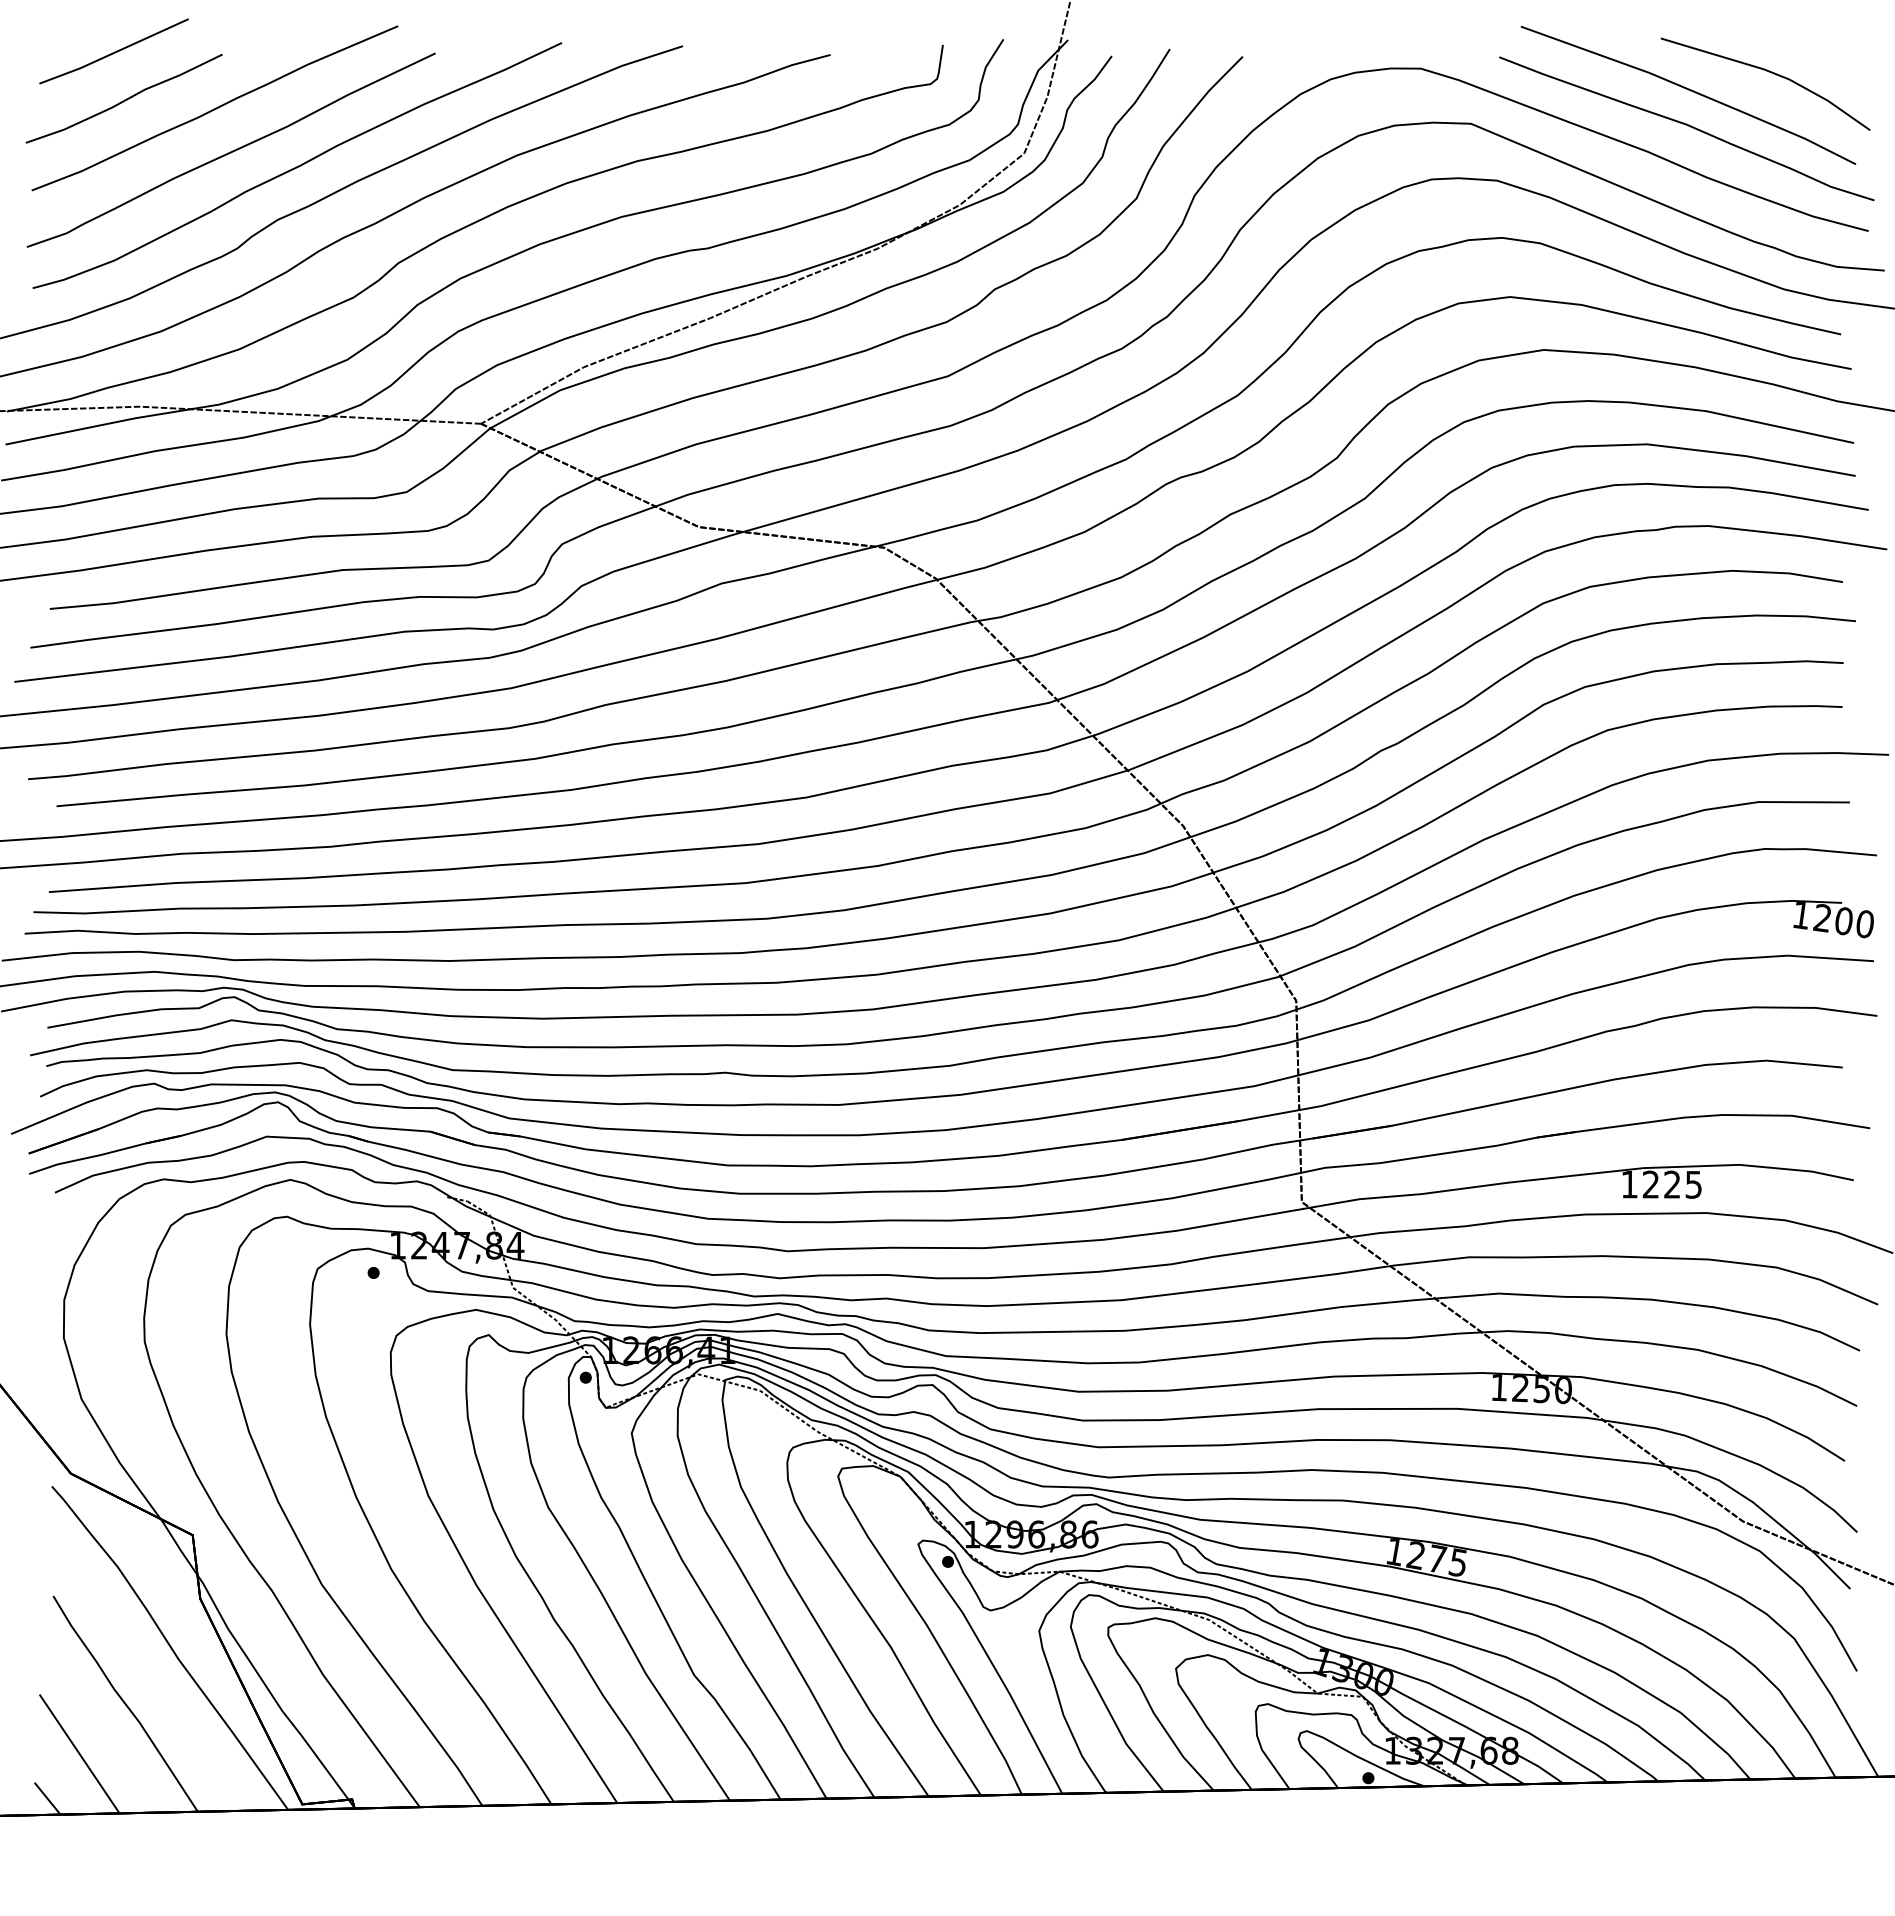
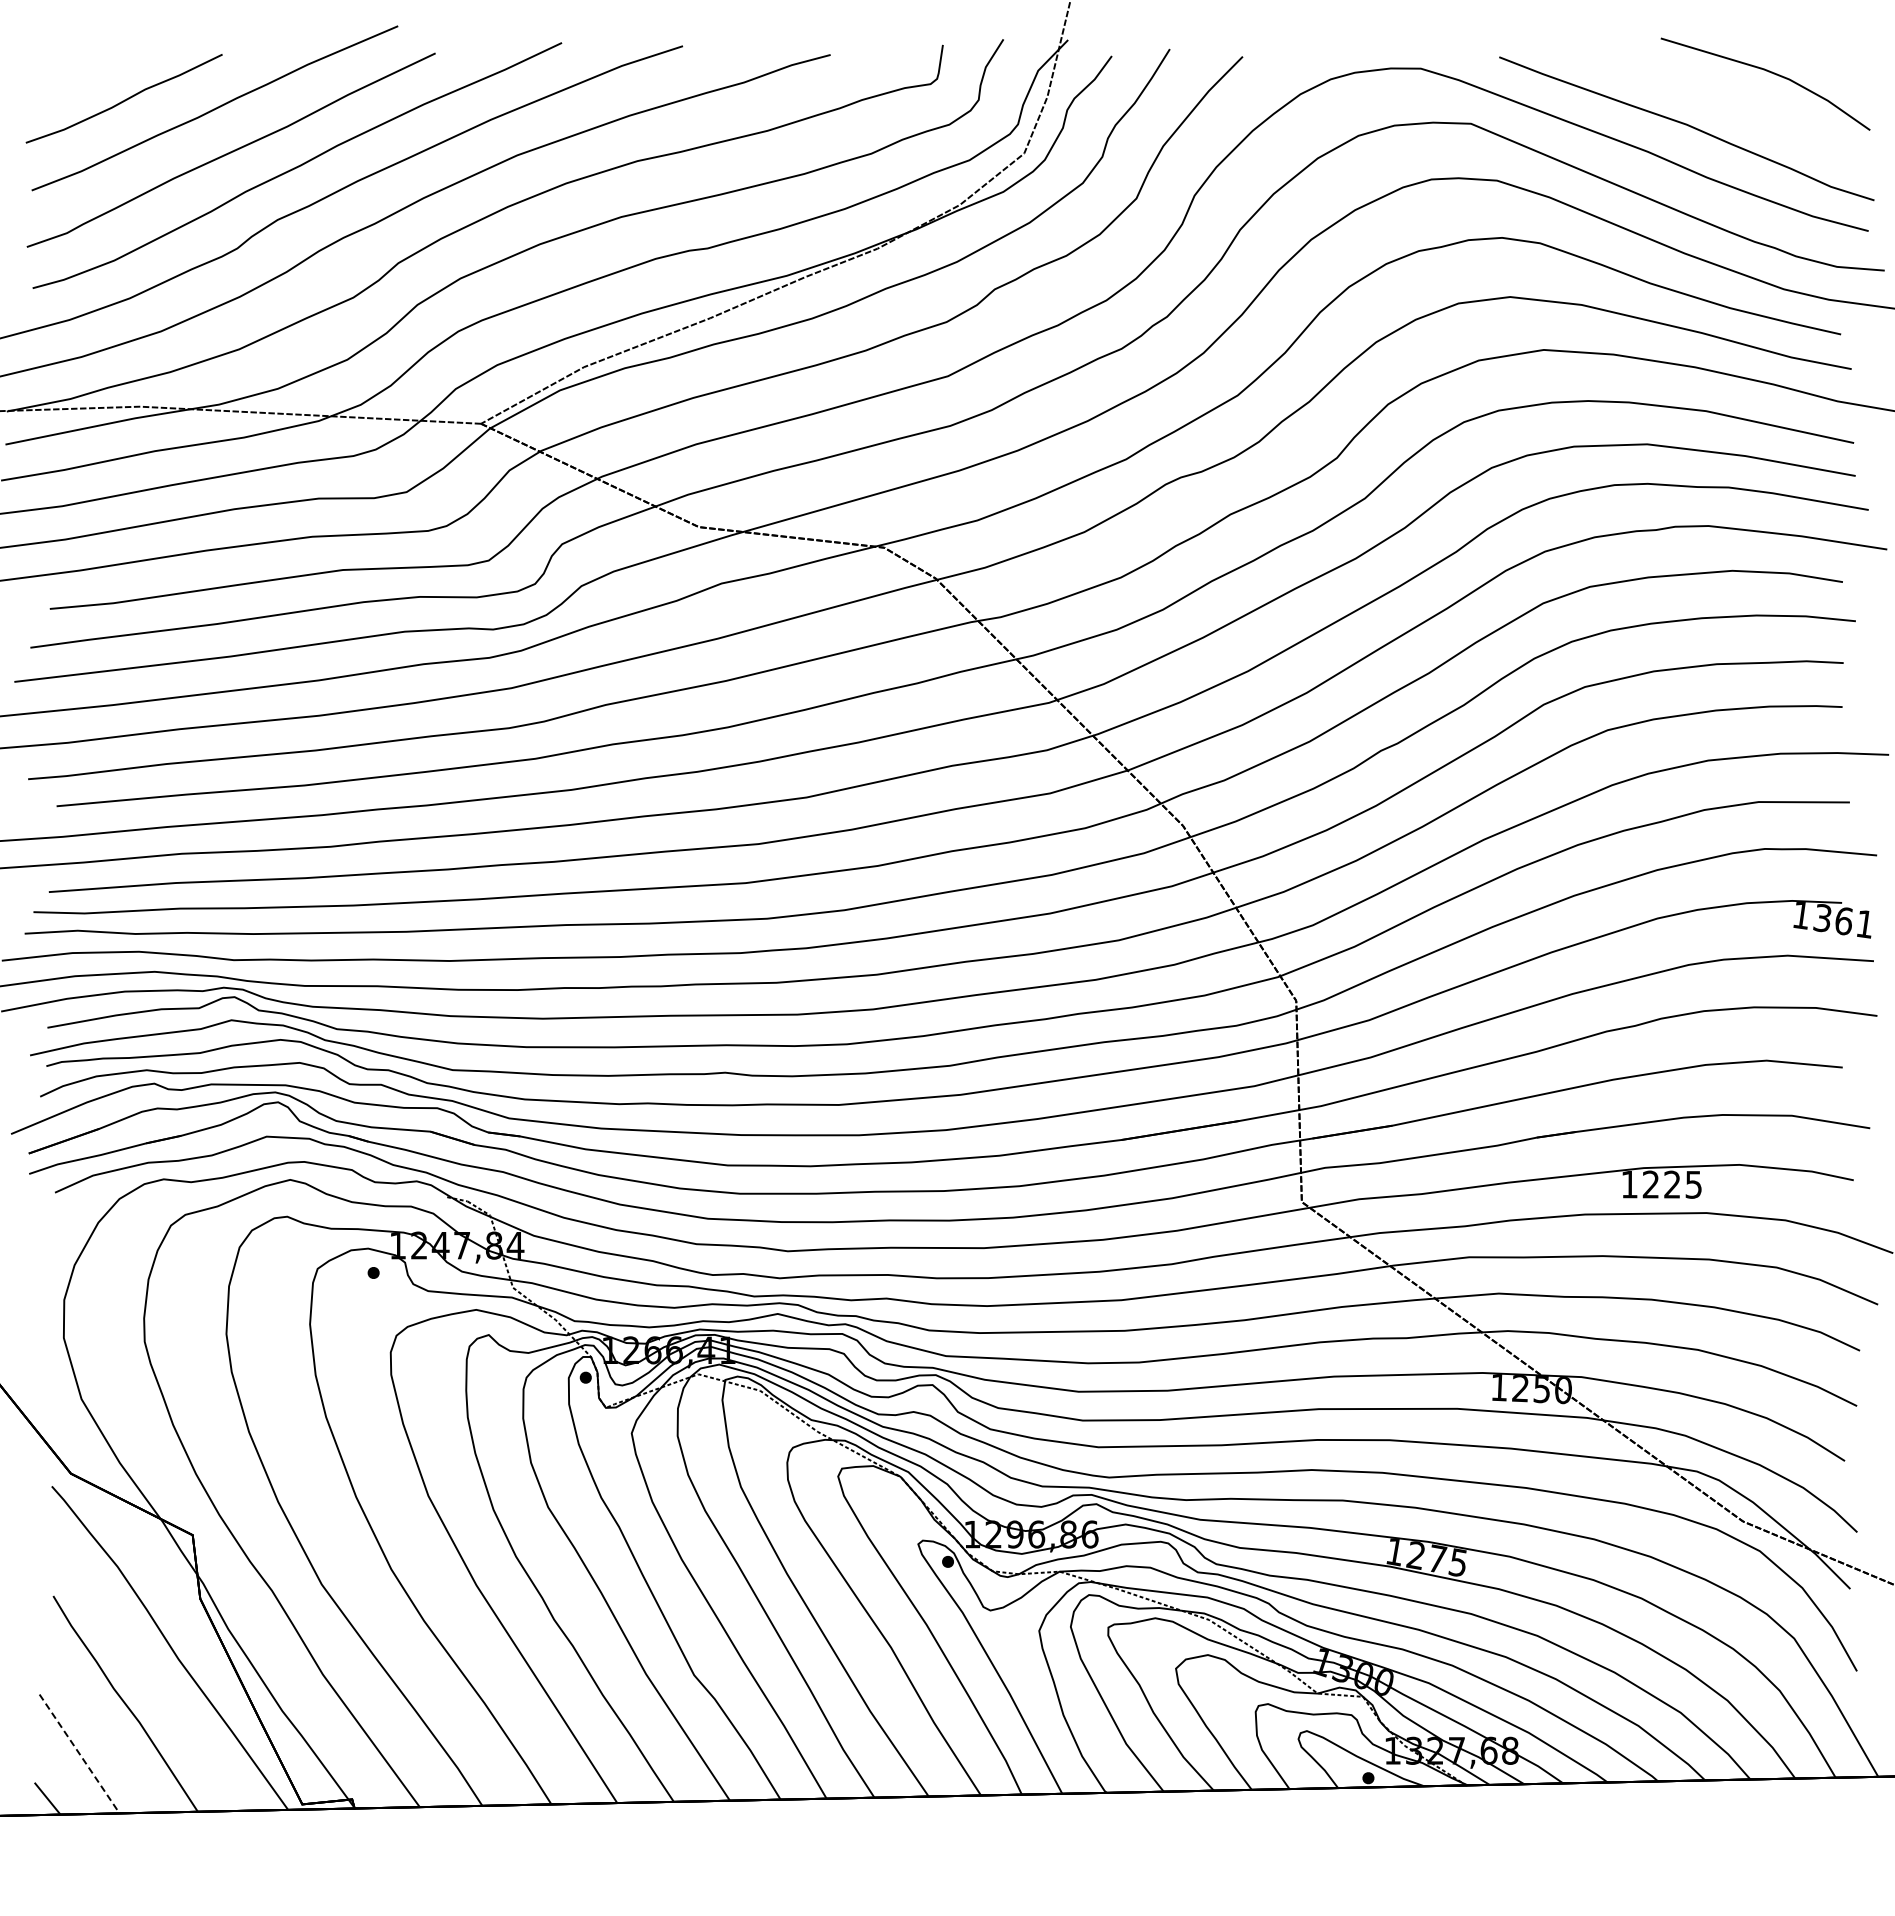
line: present -> none (114, 51)
line: present -> none (1690, 91)
text: 1200 -> 1361 (1843, 921)
line: solid -> dashed (79, 1753)
